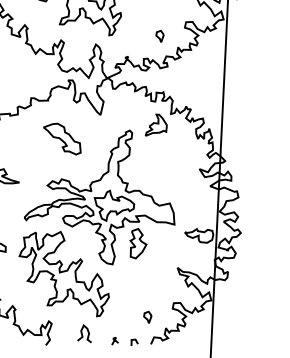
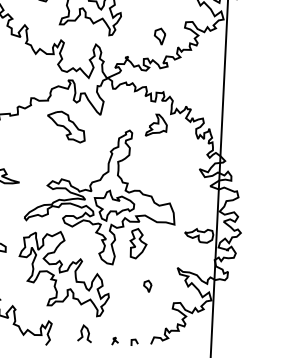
part size: 10x14 px -> 13x19 px (159, 36)
part position: (62, 138) -> (66, 126) (66, 126)
part position: (147, 316) -> (147, 285) (147, 285)
